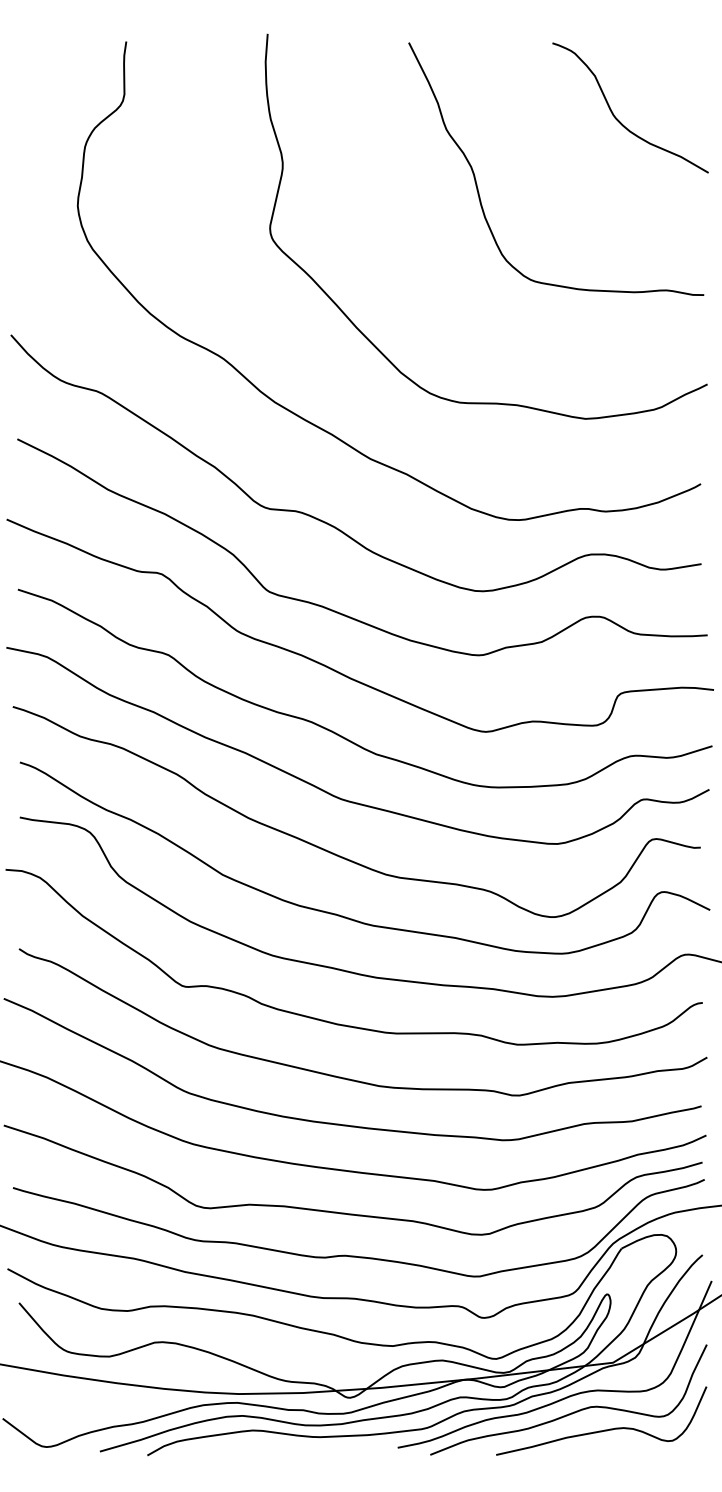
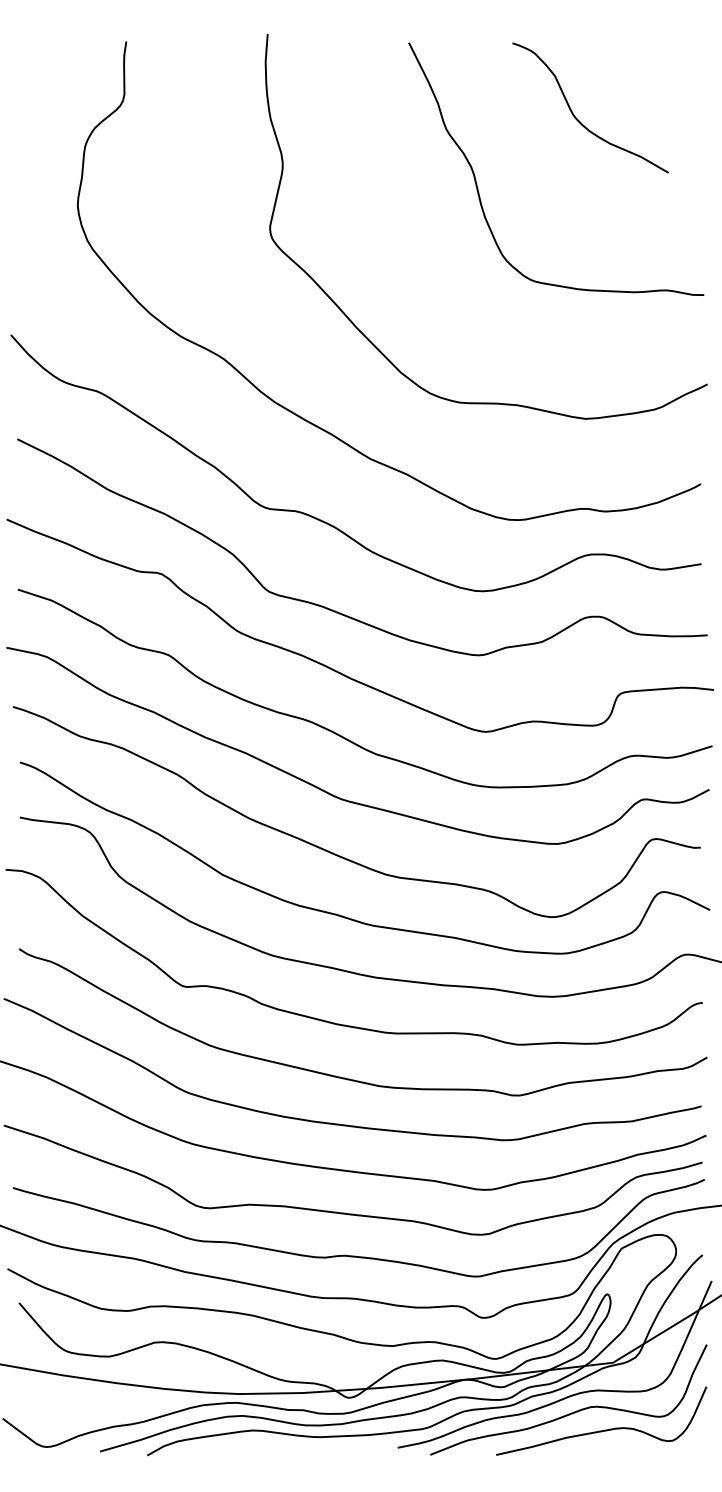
curve position: (618, 119) -> (578, 119) (578, 119)
